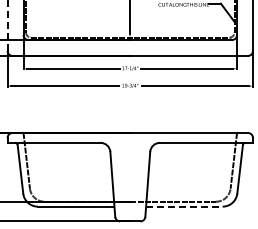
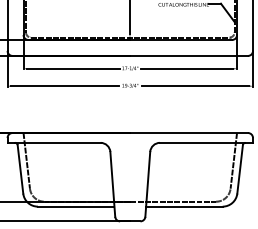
line: dashed -> solid (7, 25)
line: dashed -> solid (184, 206)
